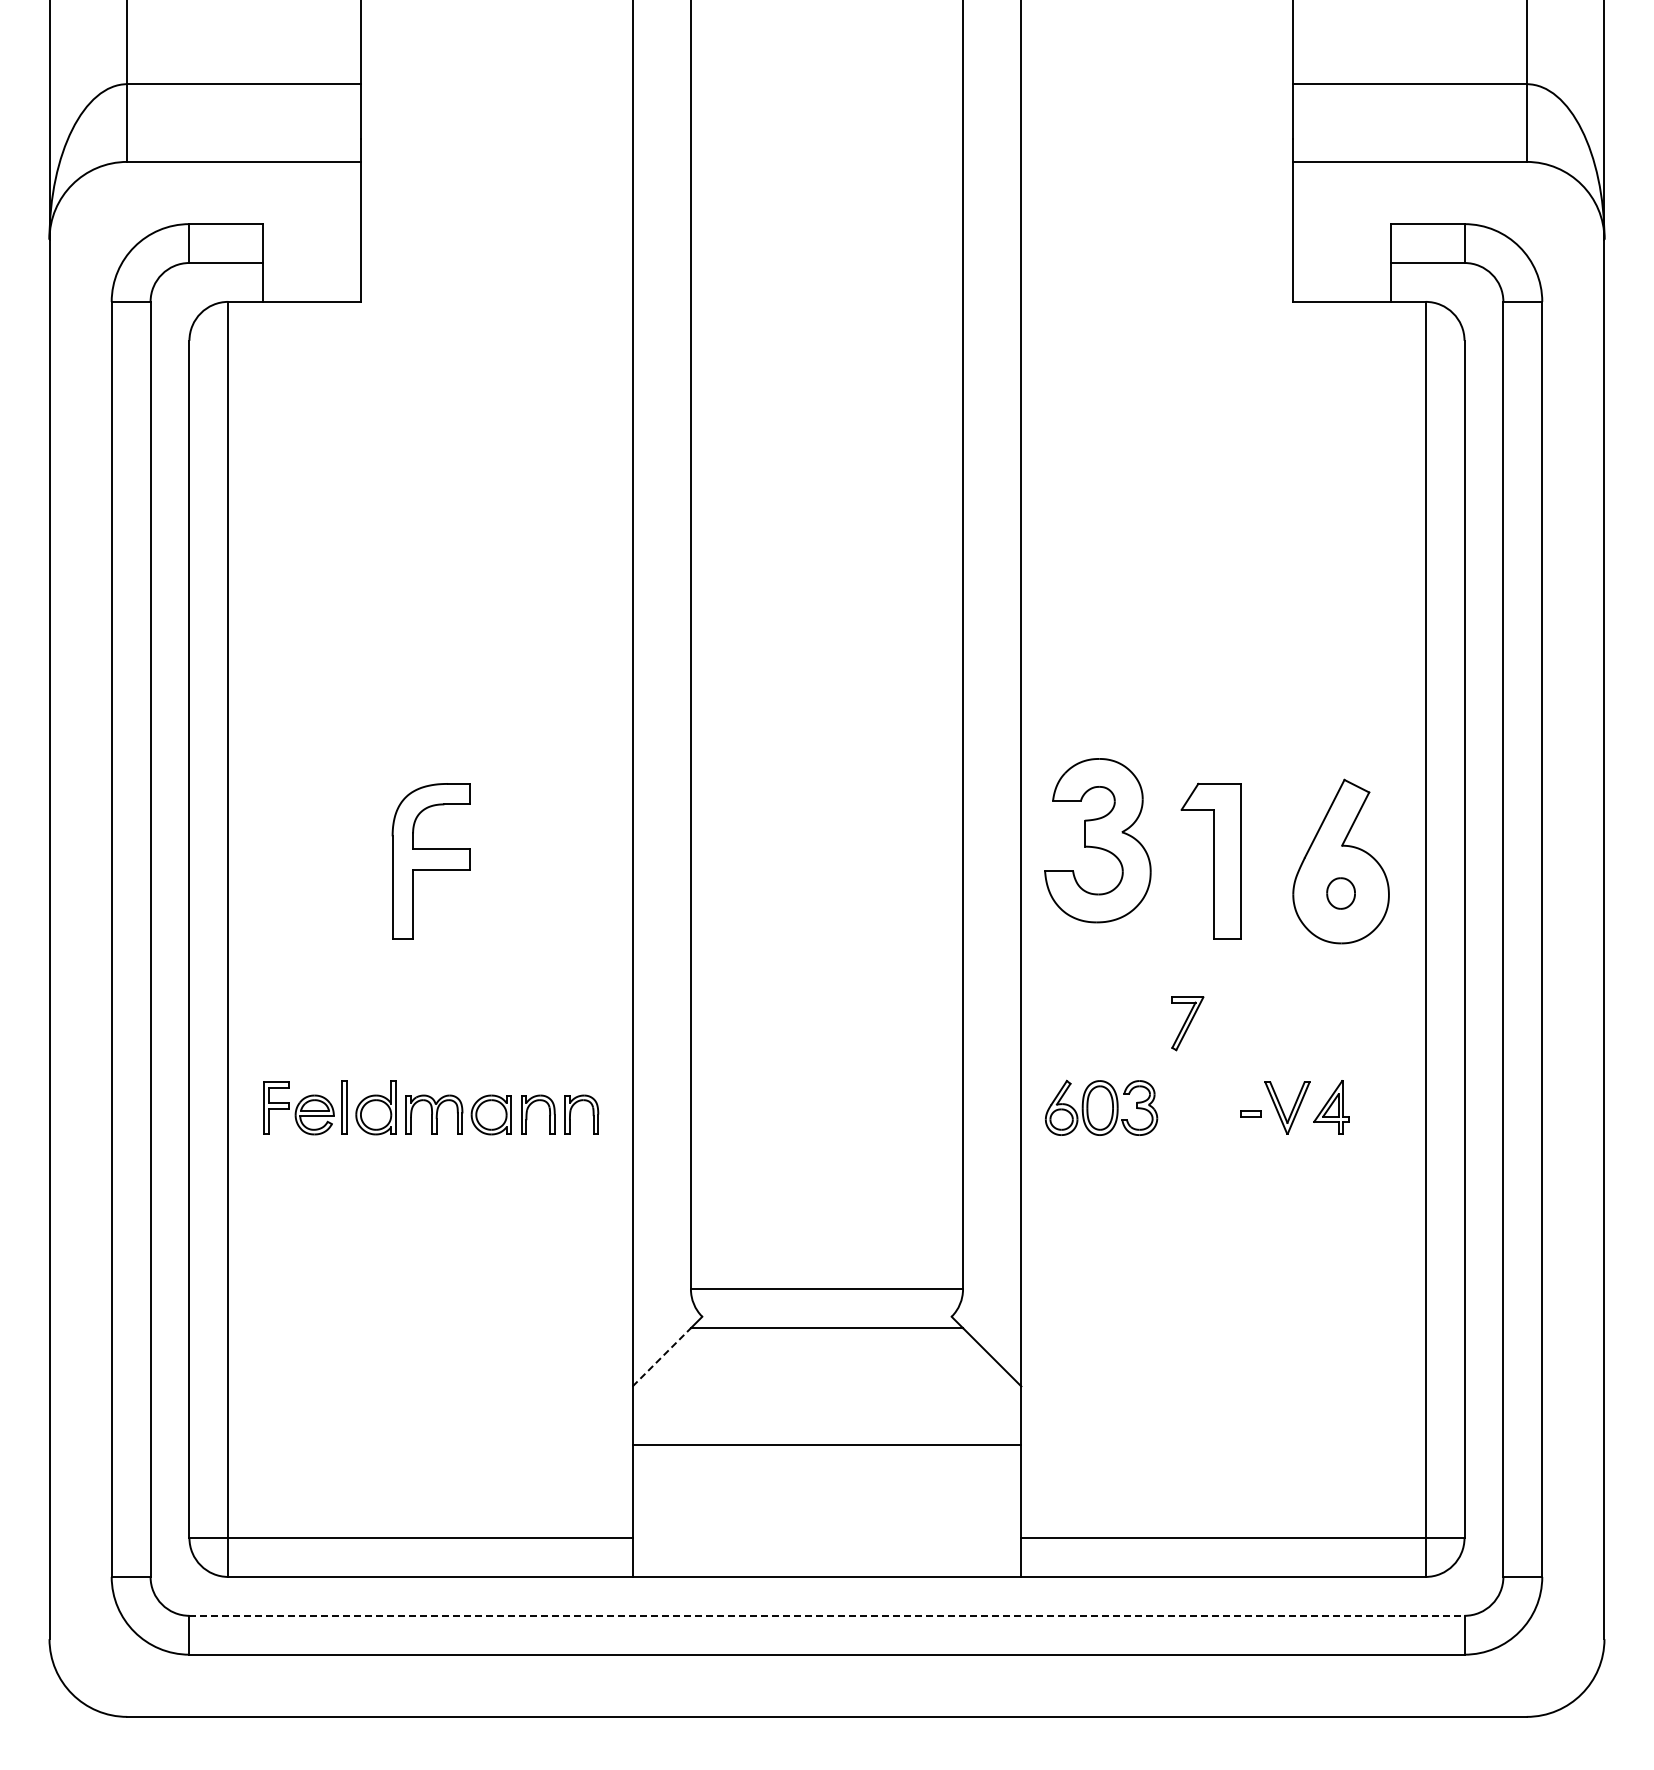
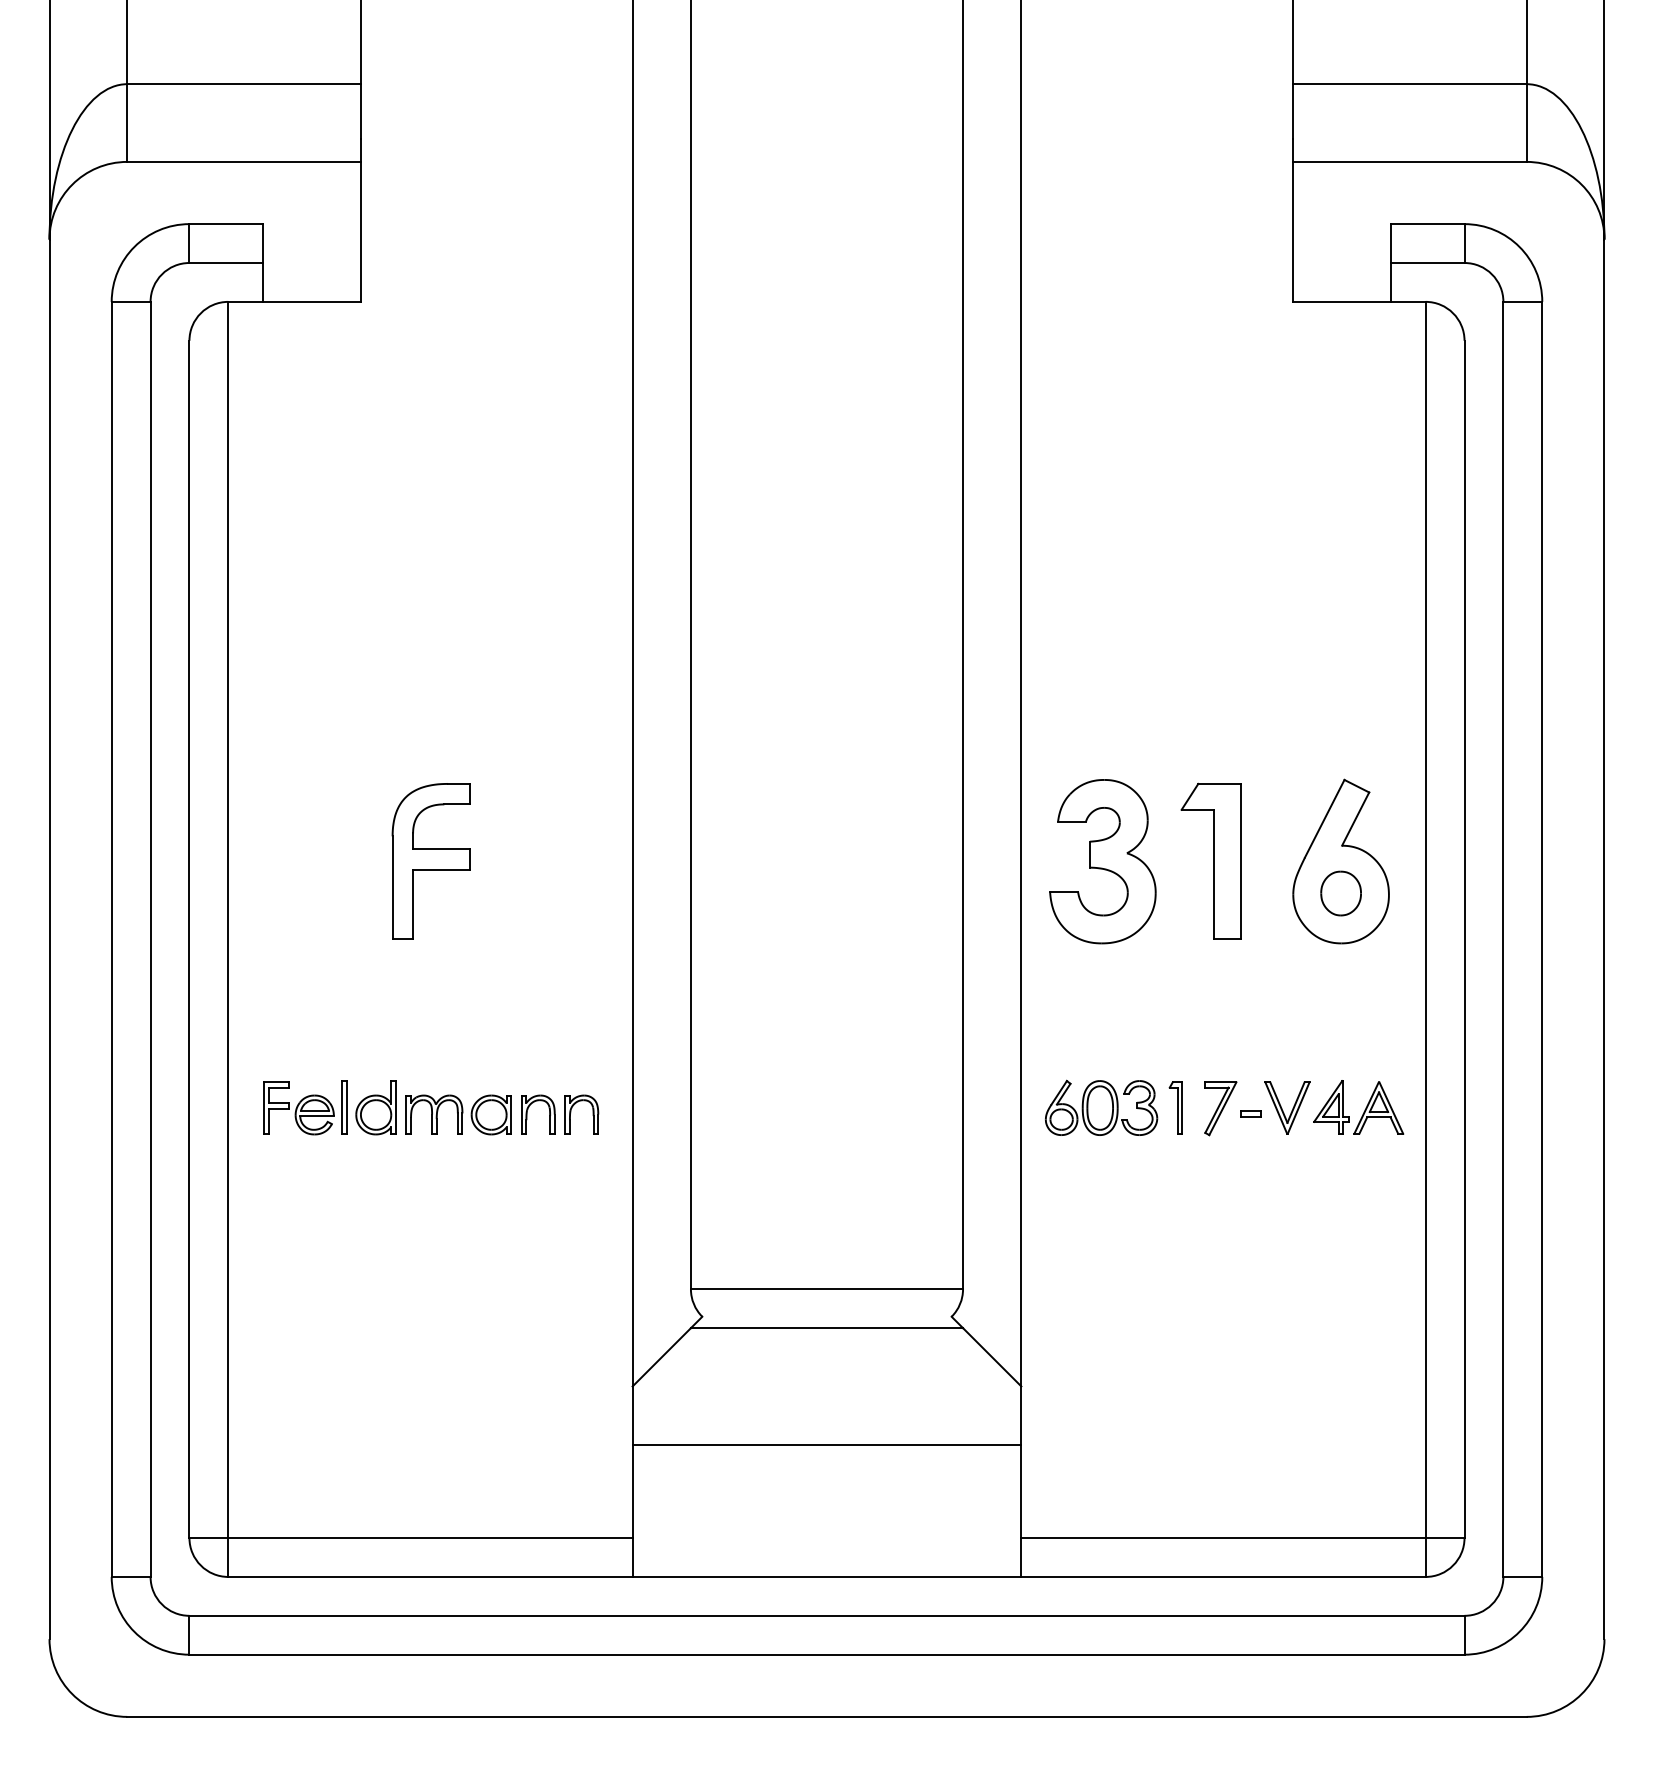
part position: (1097, 840) -> (1102, 861) (1102, 861)
part size: 30x33 px -> 42x47 px (1340, 893)
part position: (1187, 1023) -> (1220, 1108) (1220, 1108)
part: none -> present (1175, 1107)
part: none -> present (1378, 1107)
line: dashed -> solid (662, 1356)
line: dashed -> solid (826, 1615)
